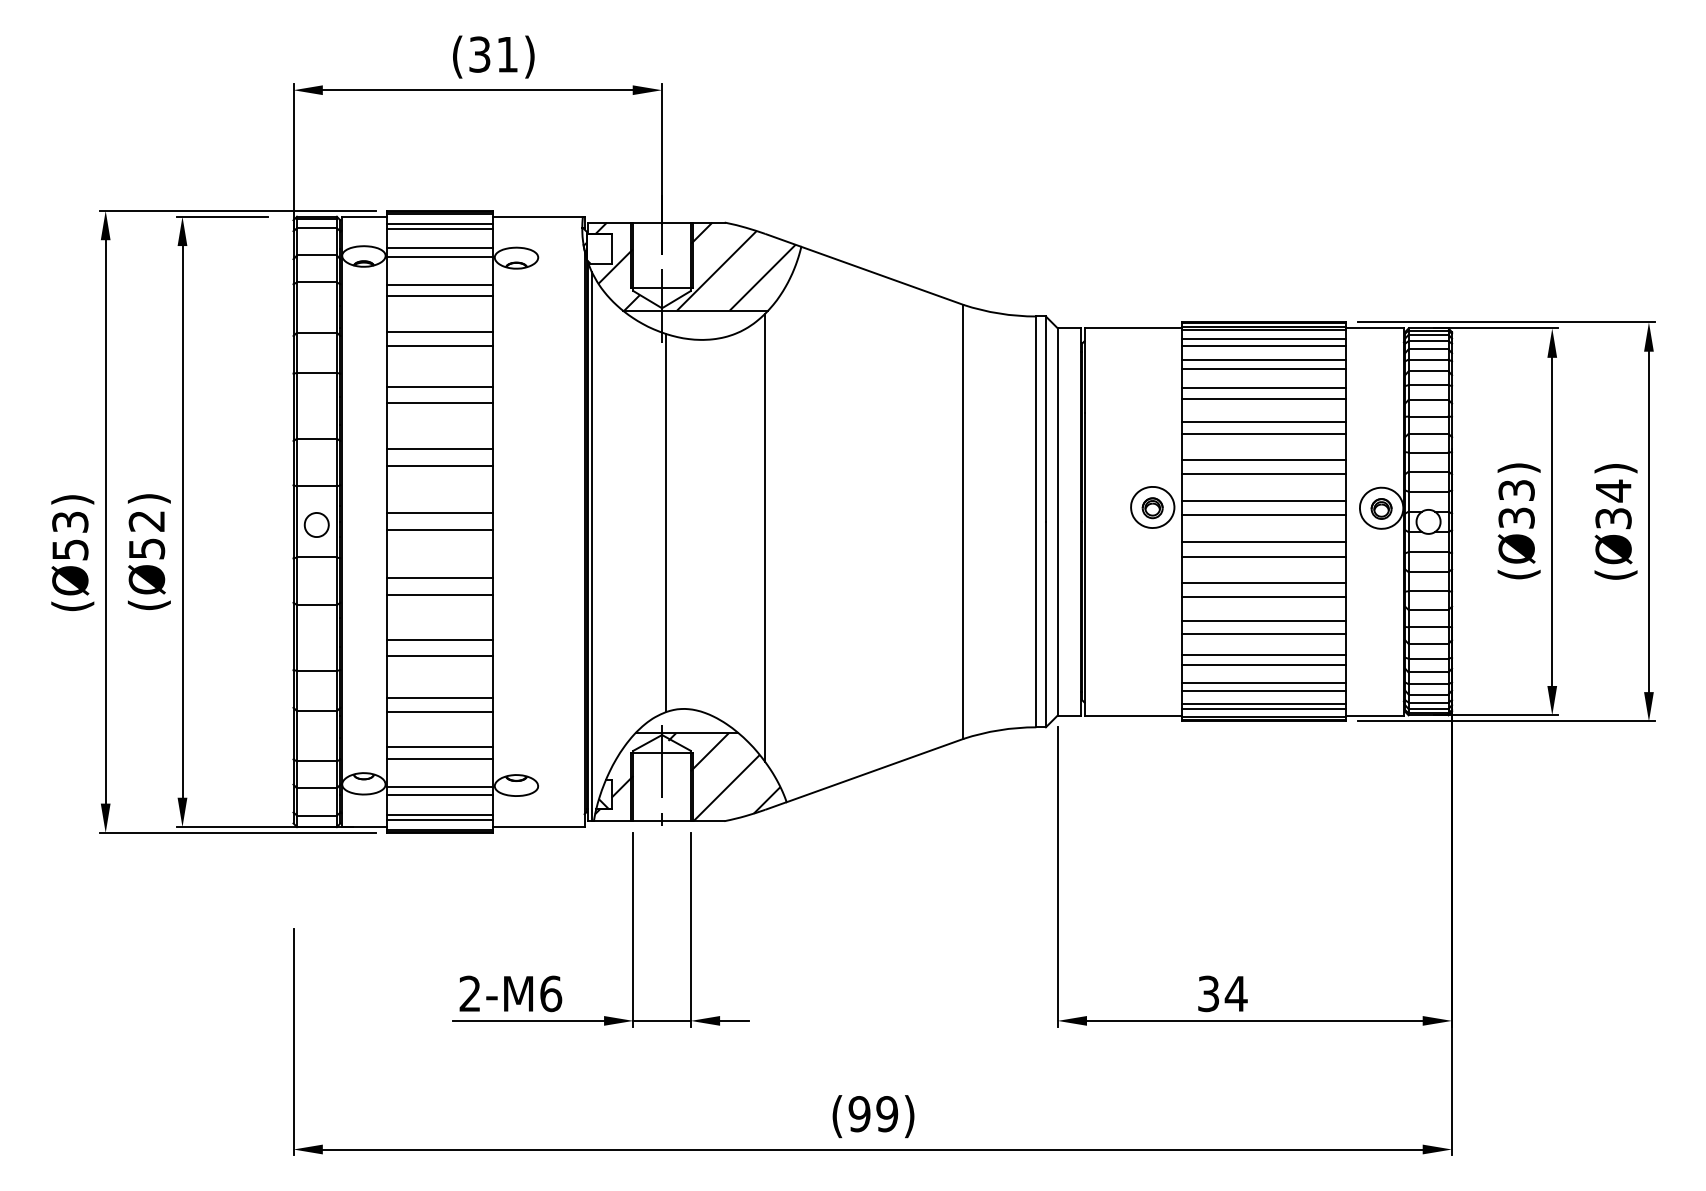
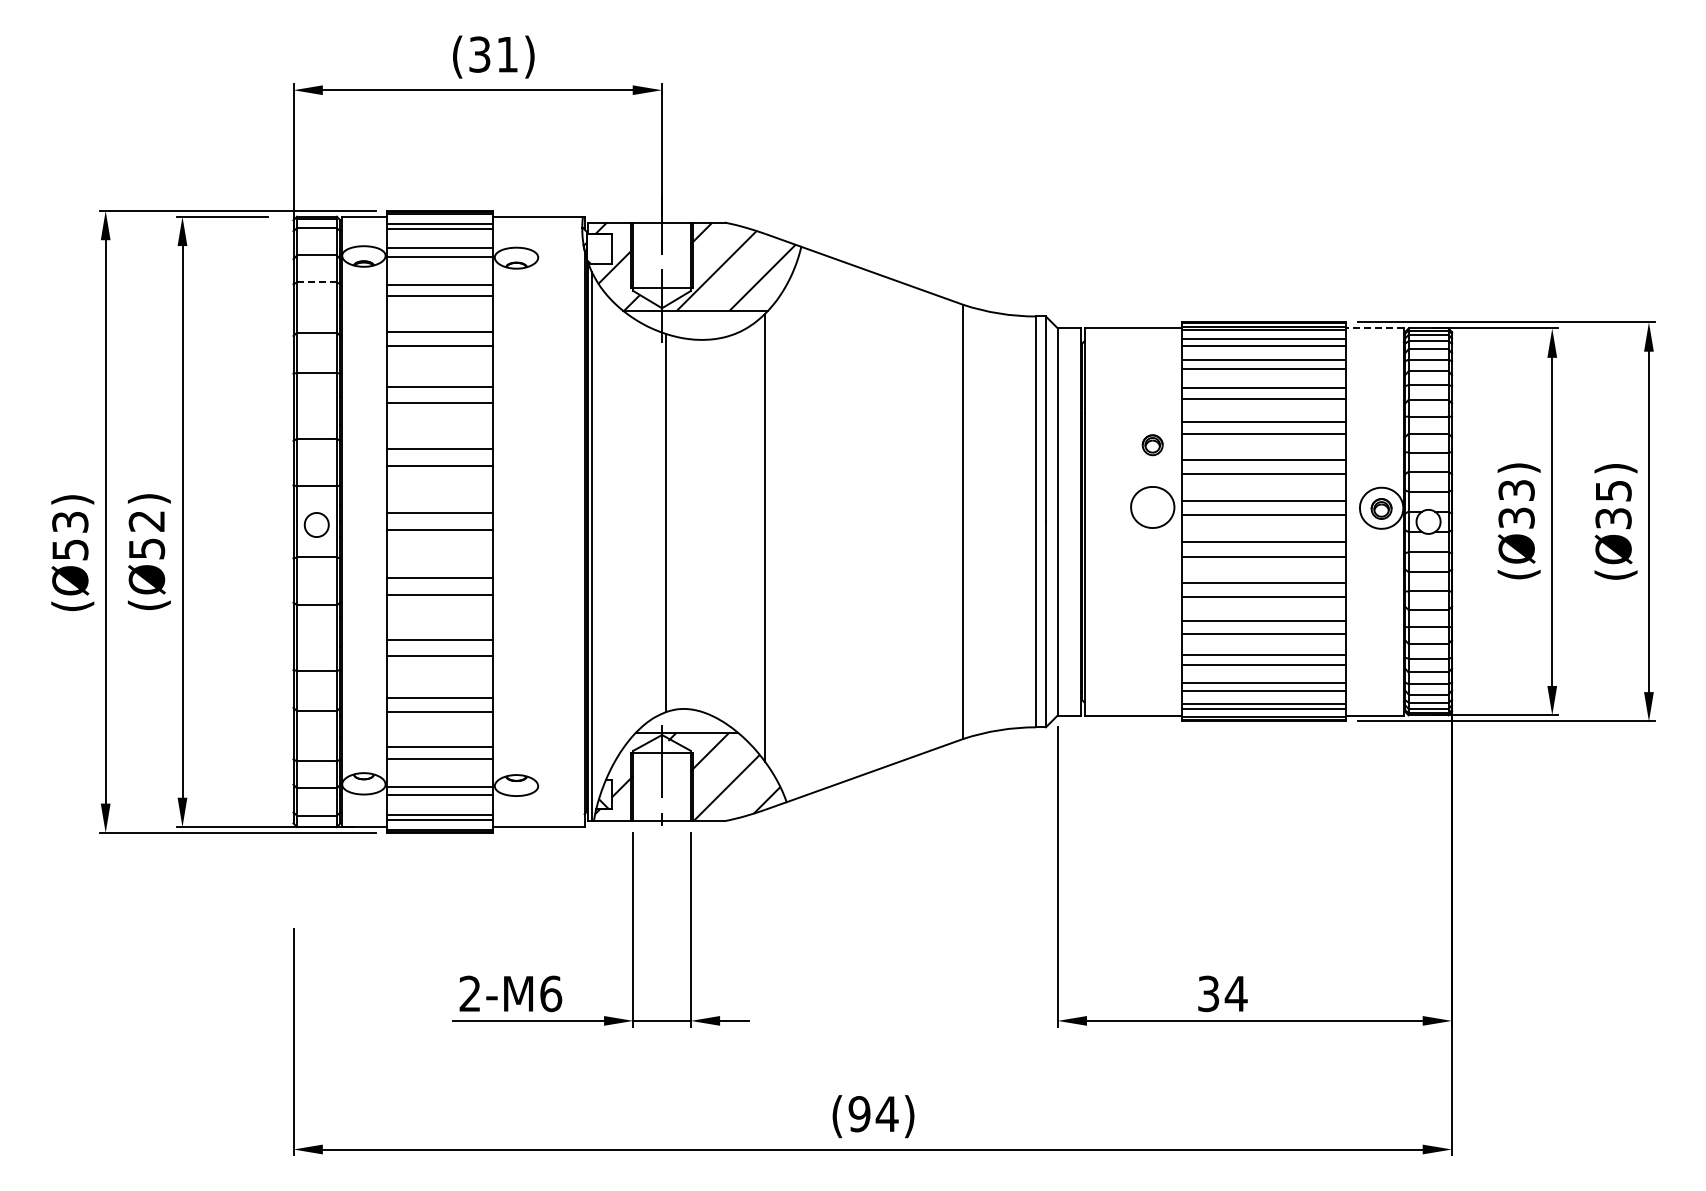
line: solid -> dashed (316, 282)
line: solid -> dashed (1375, 328)
text: (Ø34) -> (Ø35) (1613, 490)
part position: (1152, 508) -> (1152, 445) (1152, 445)
text: (99) -> (94) (886, 1114)
